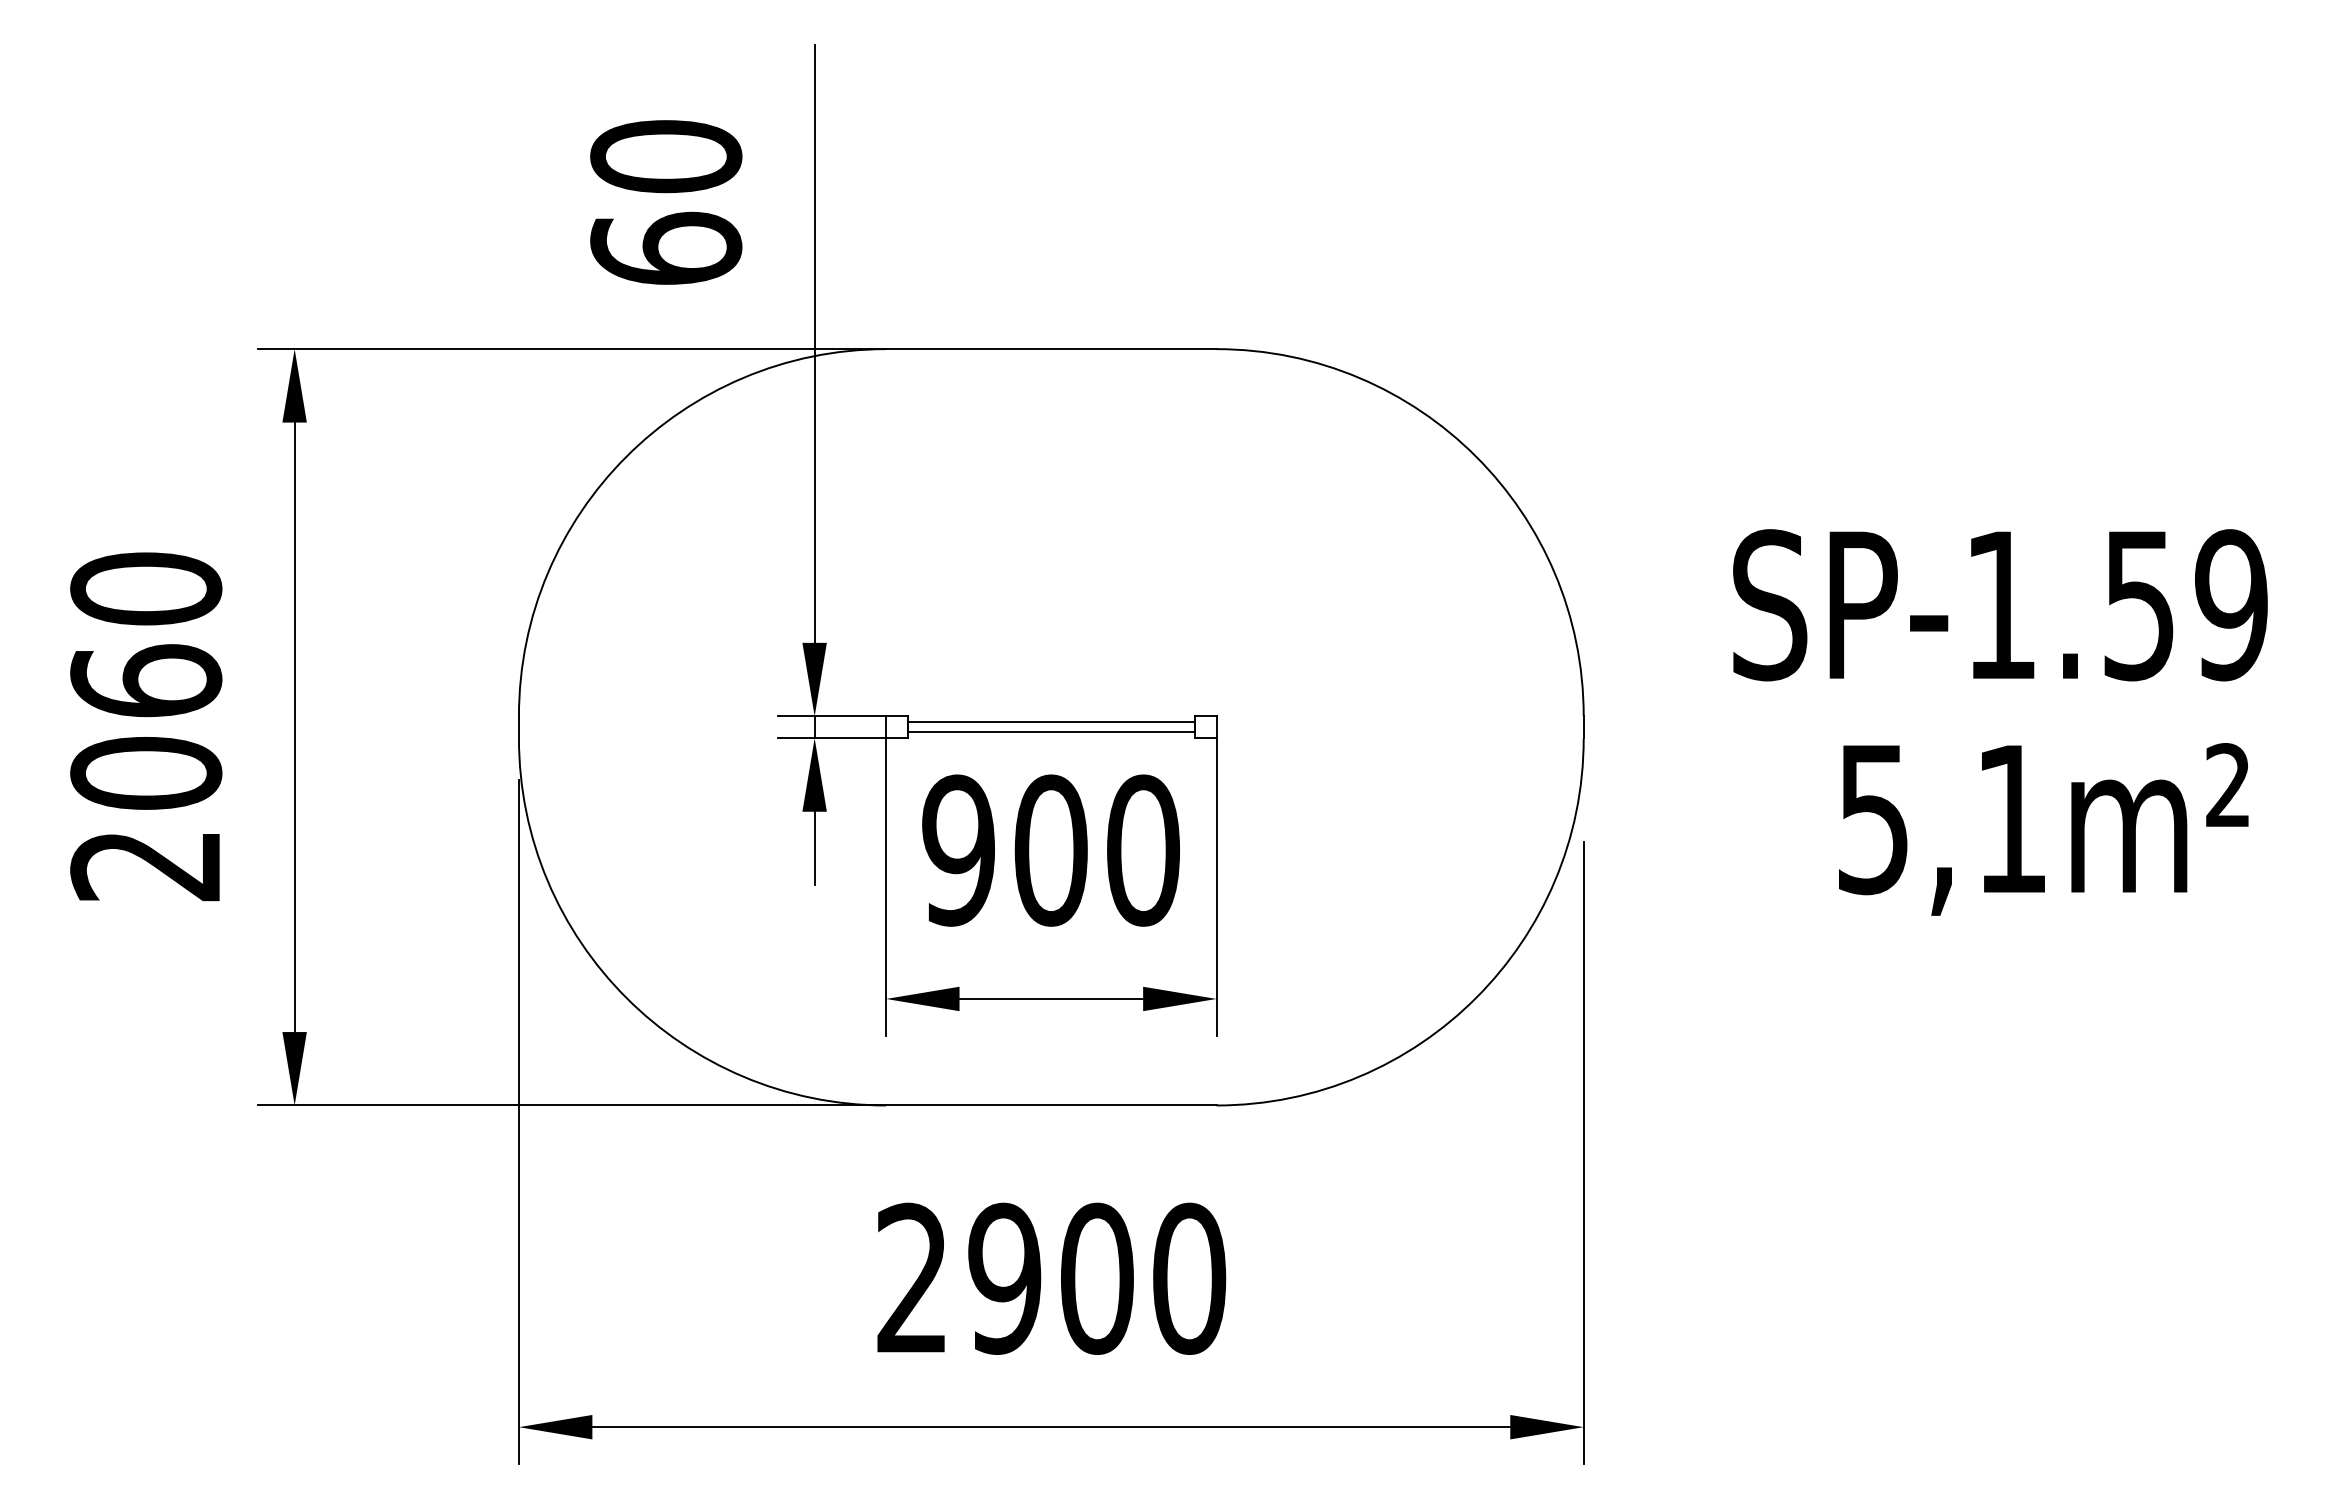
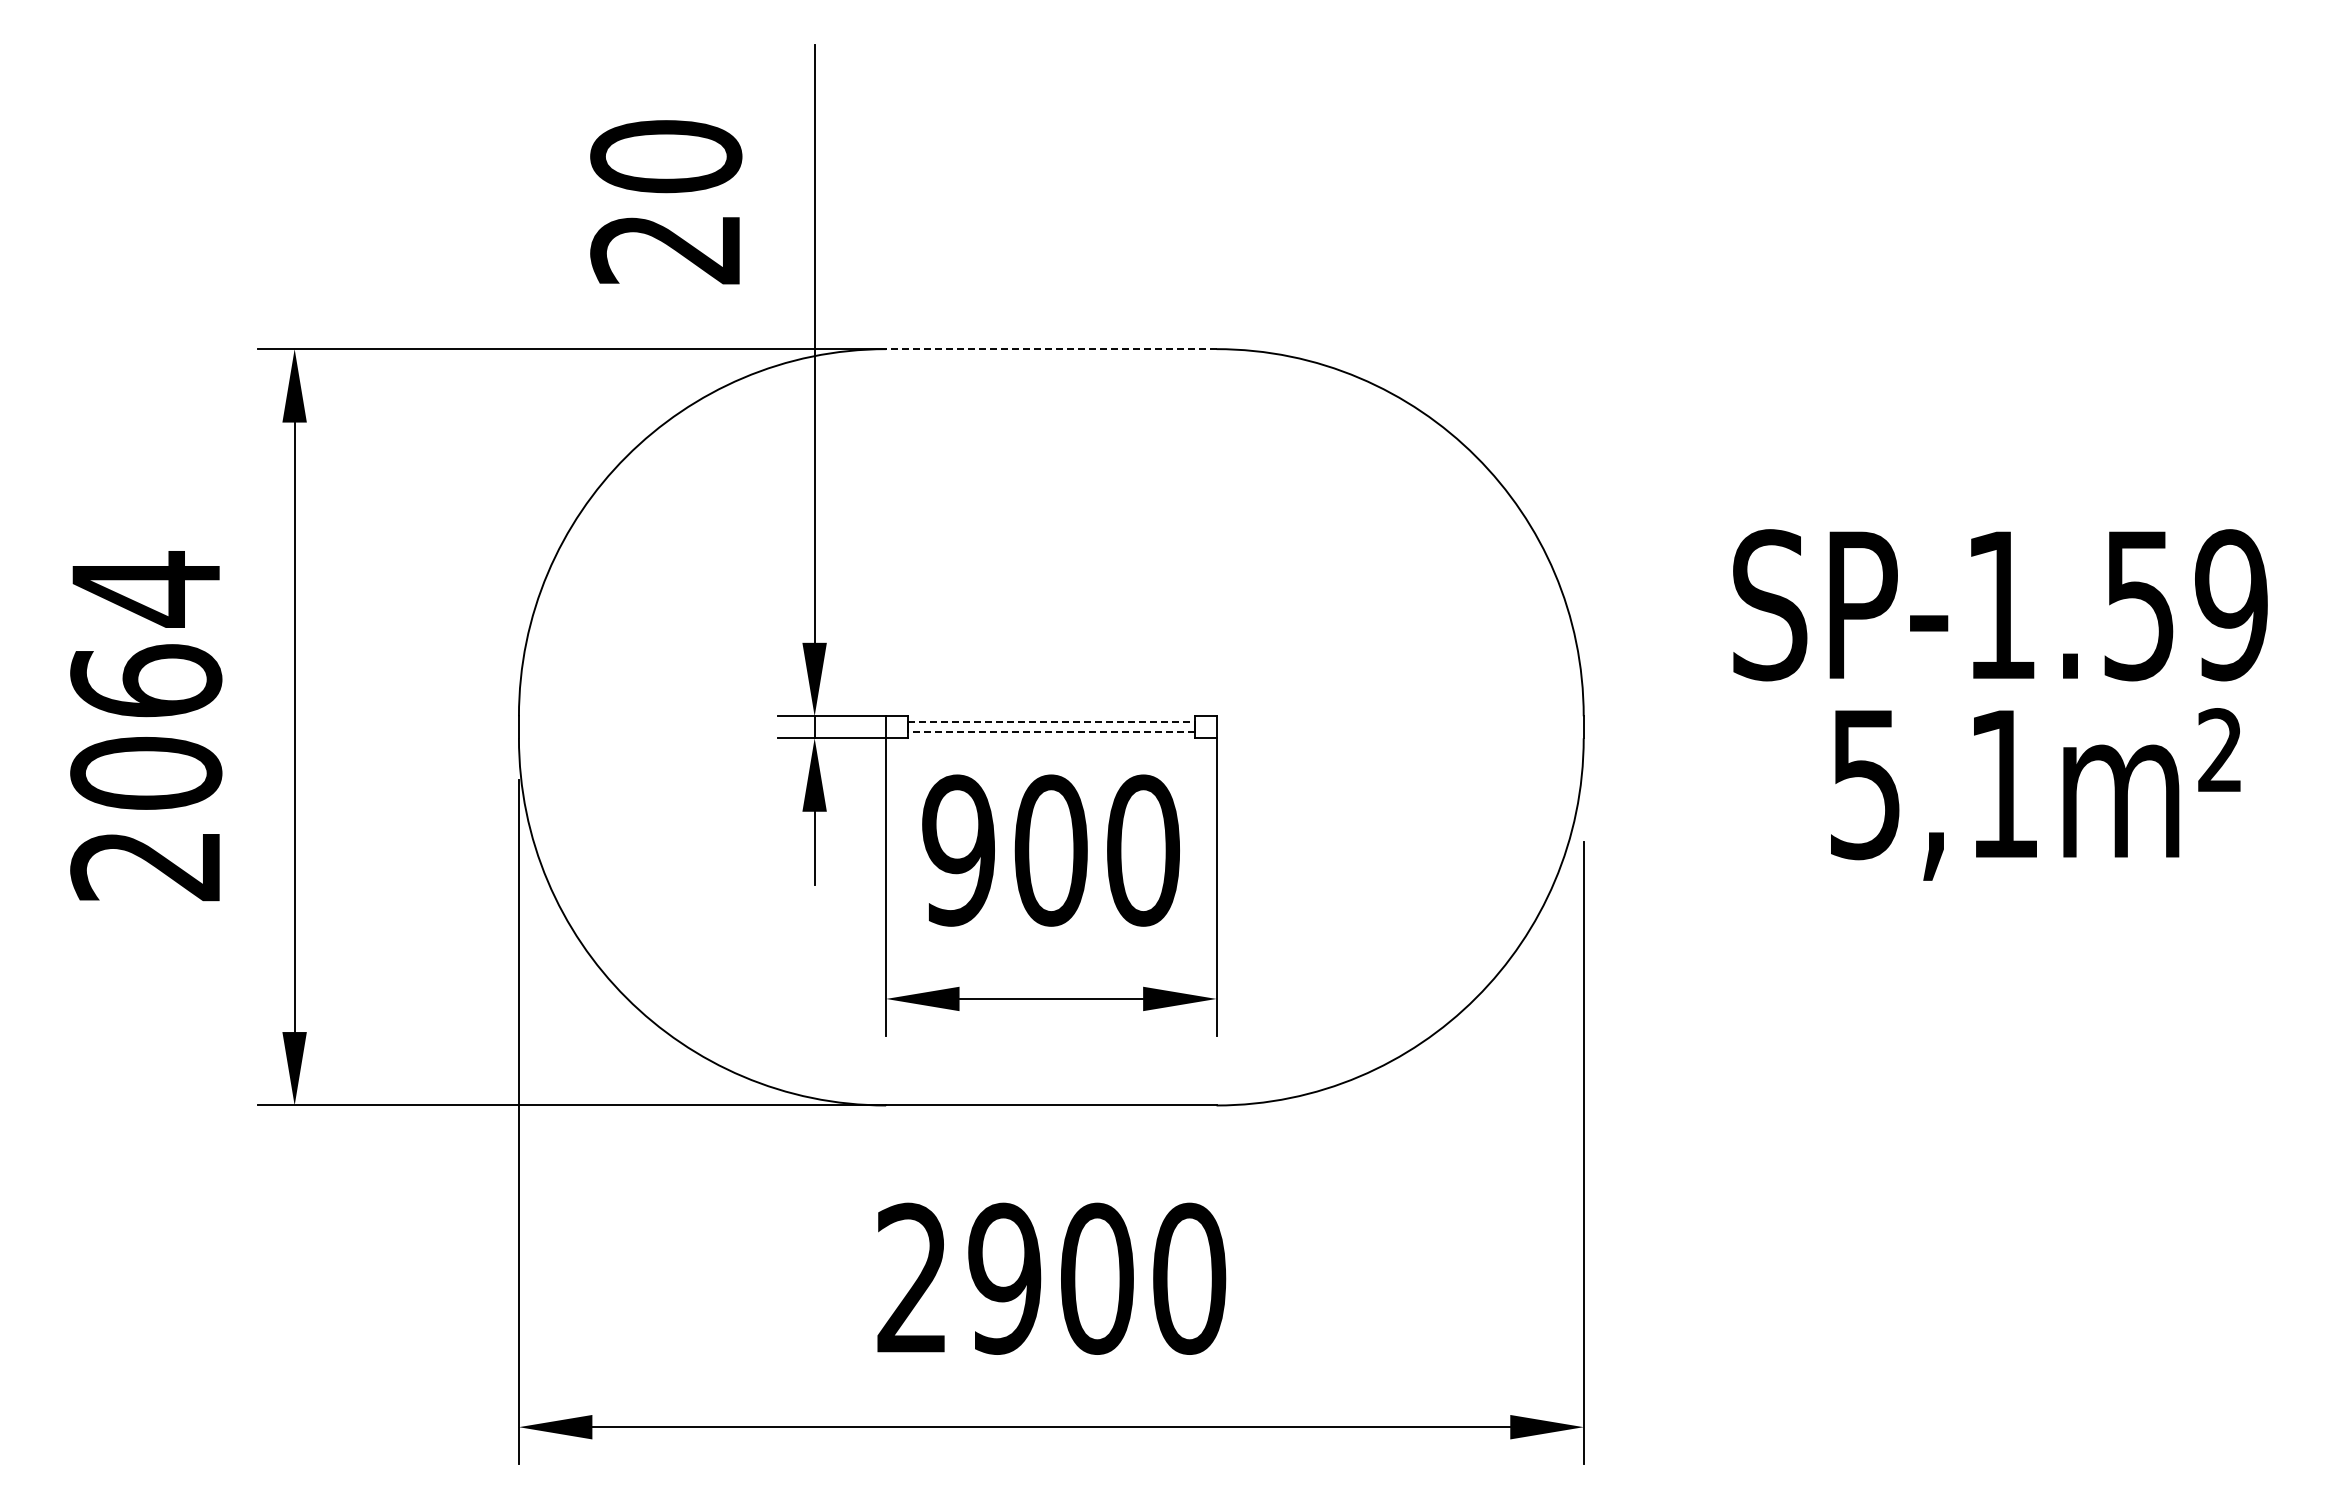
text: 60 -> 20 (666, 247)
line: solid -> dashed (1050, 349)
text: 2060 -> 2064 (146, 589)
line: solid -> dashed (1051, 722)
line: solid -> dashed (1050, 732)
text position: (2043, 829) -> (2035, 794) (2035, 794)
